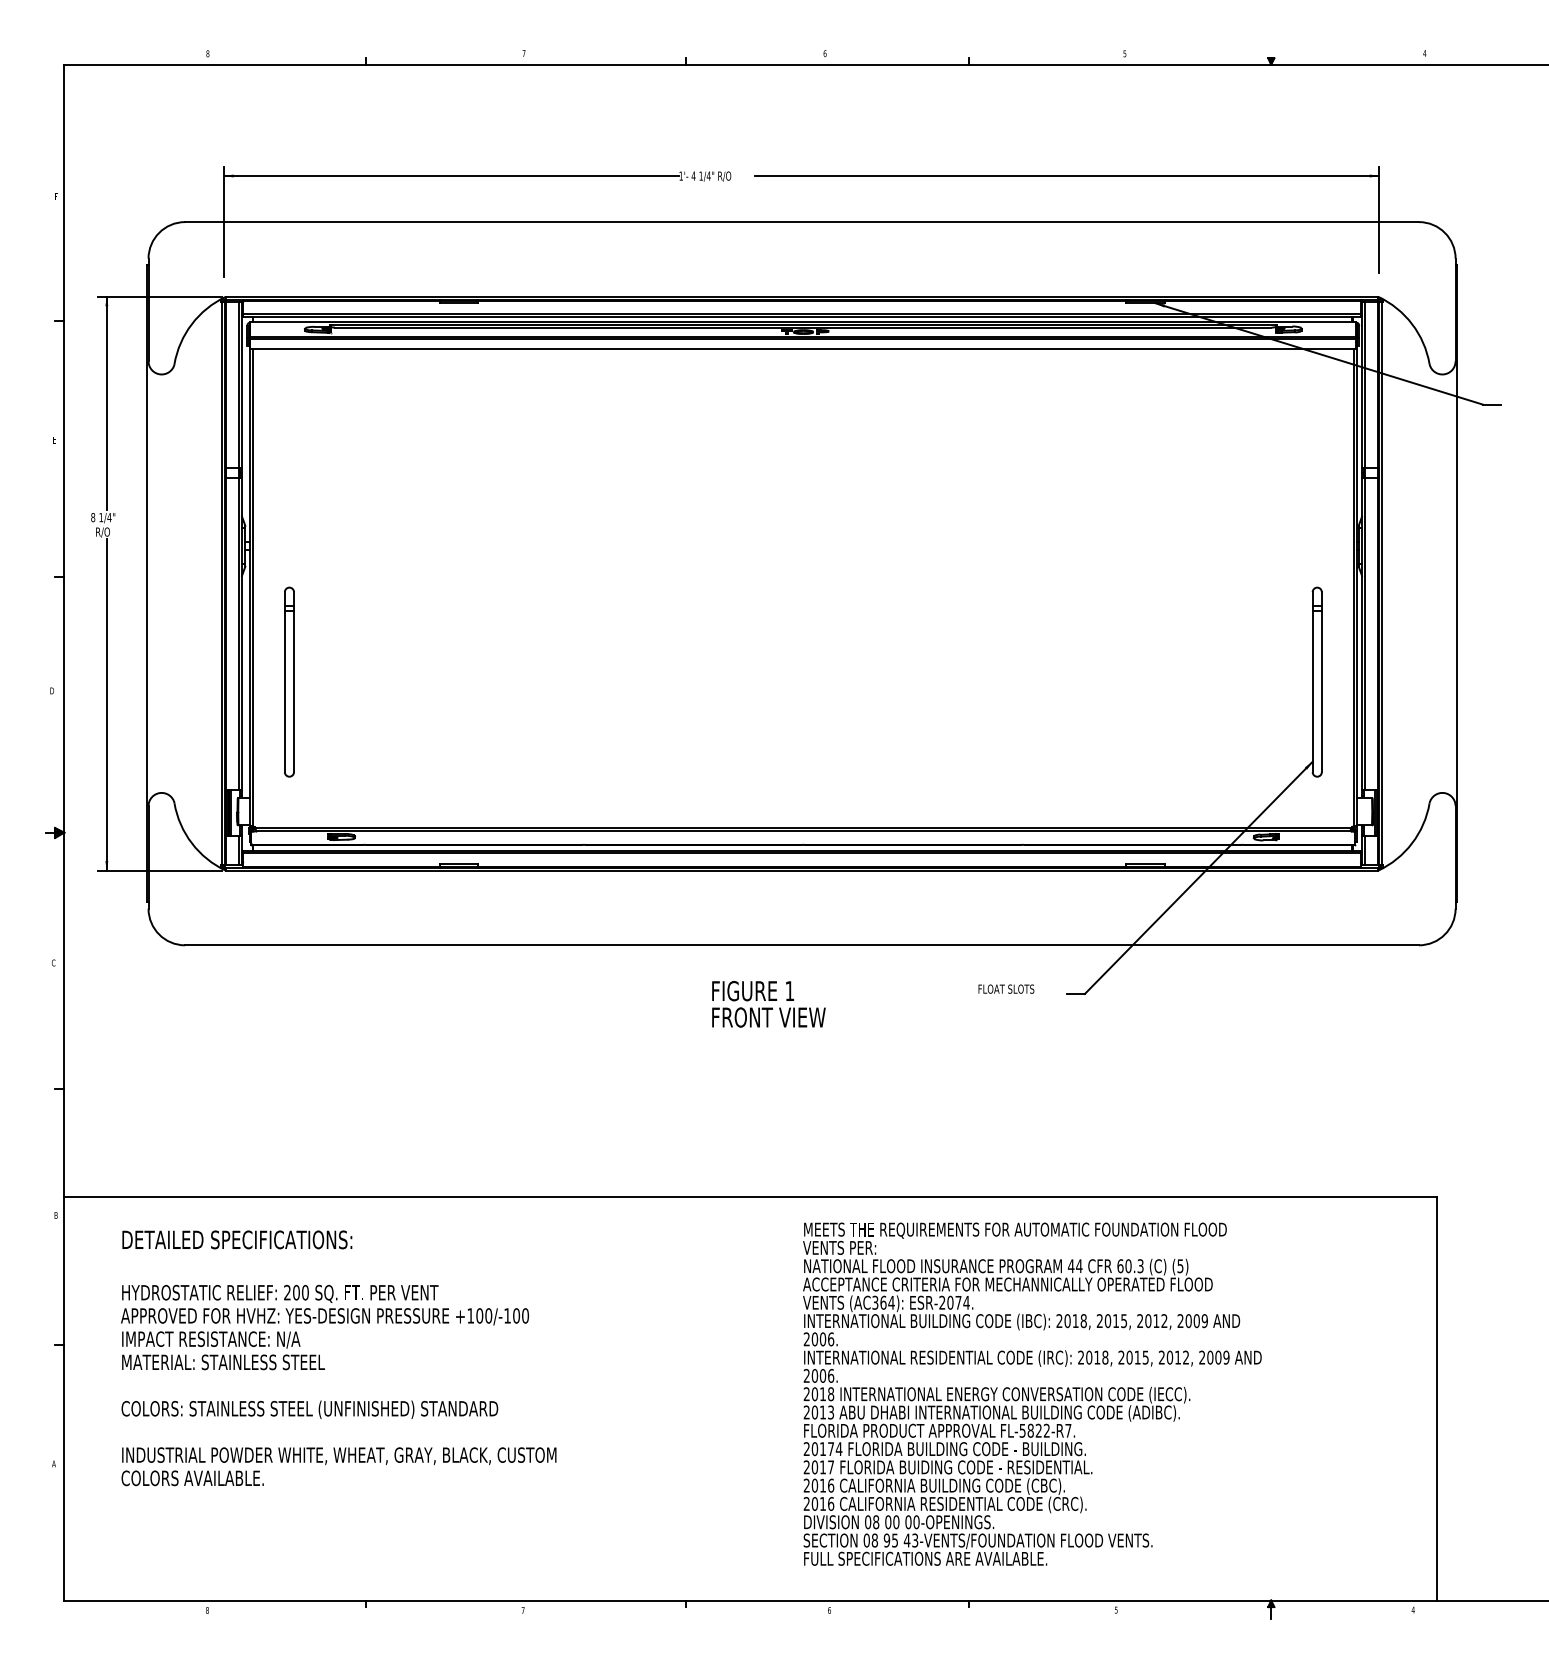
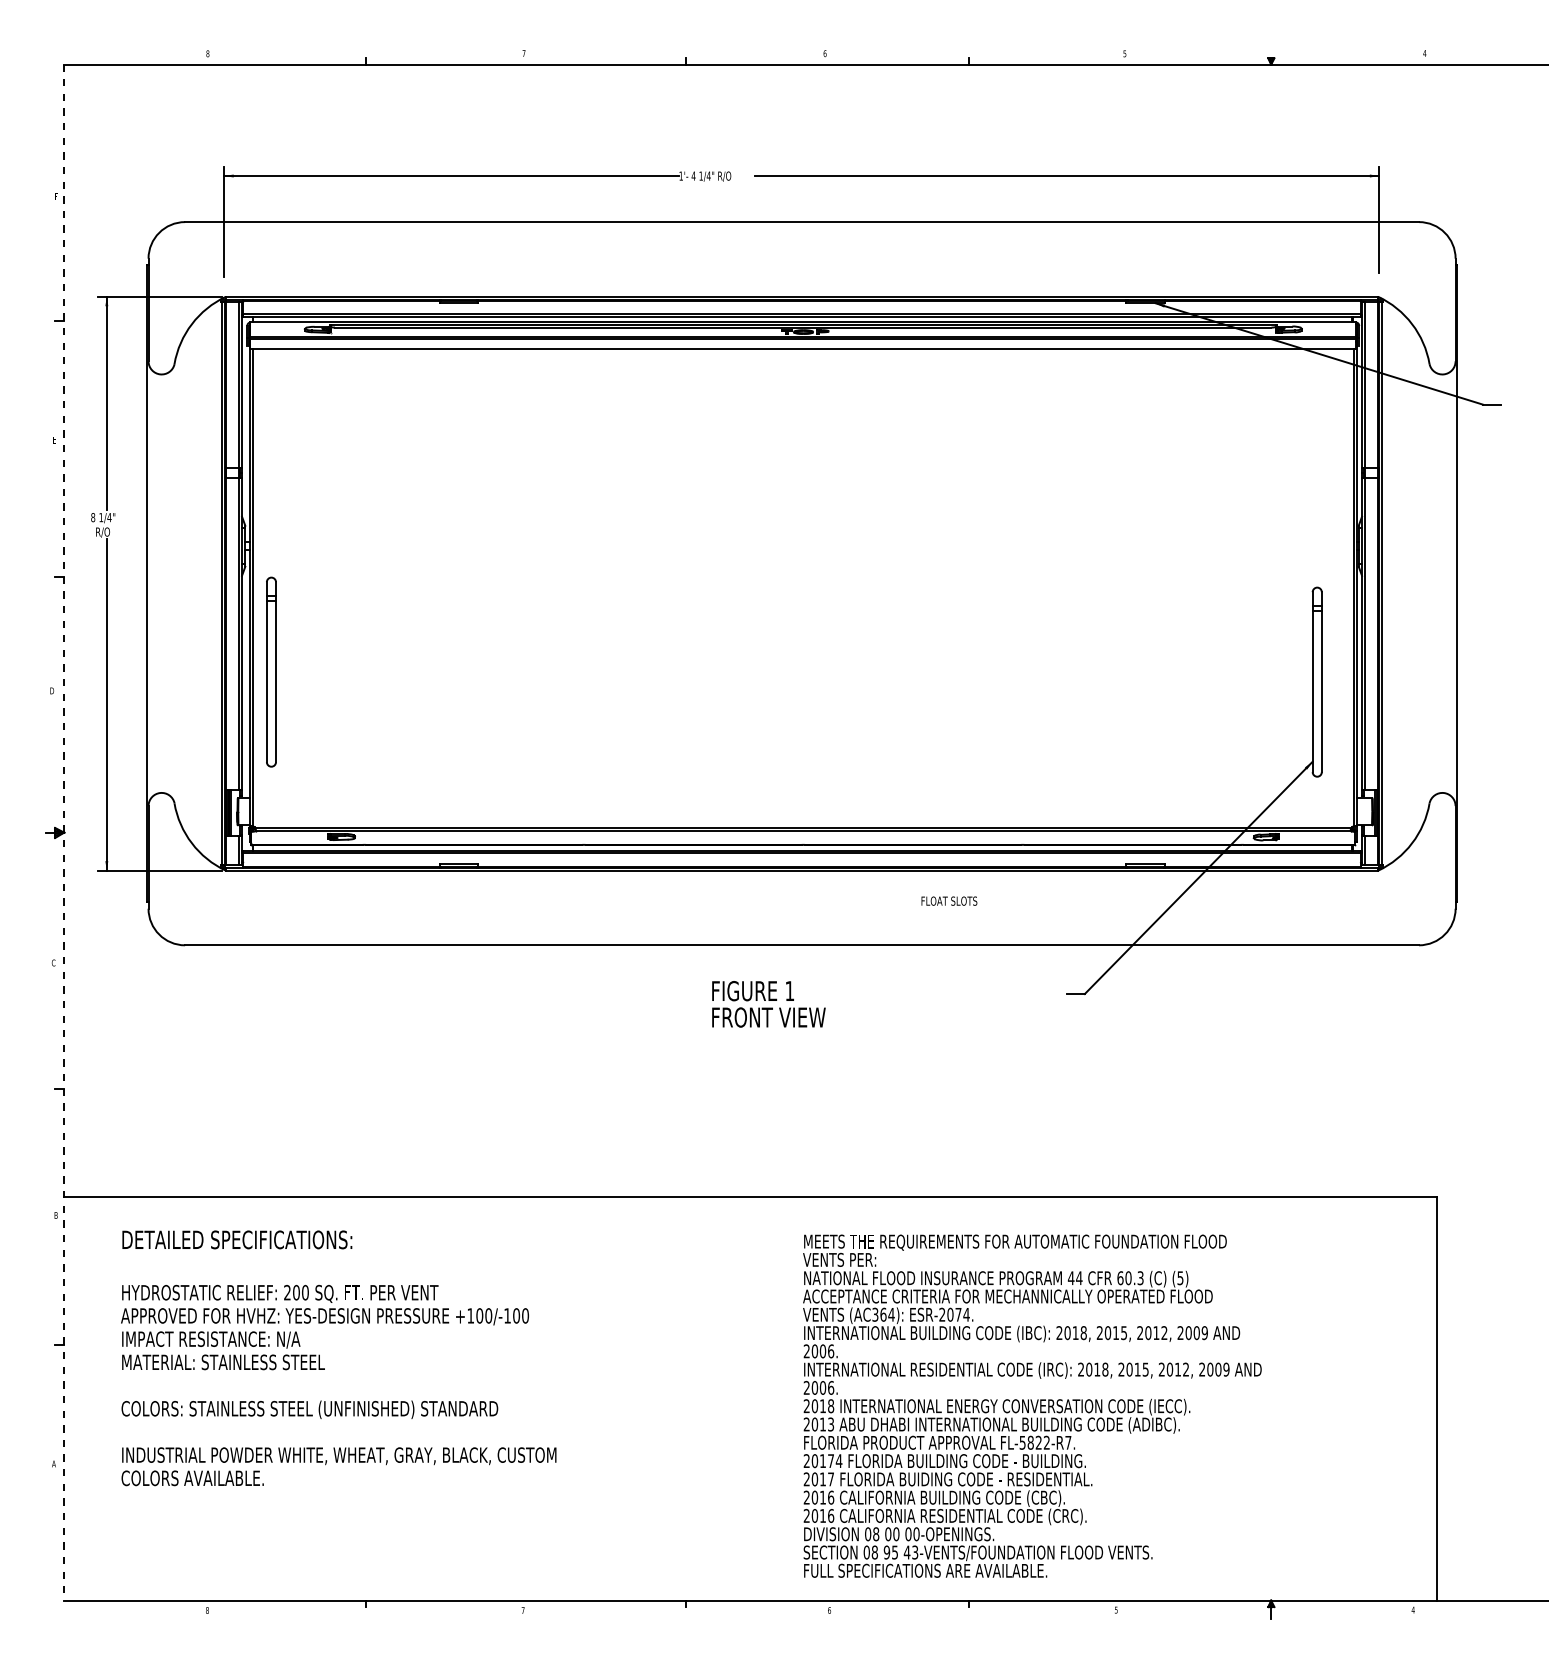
part position: (289, 681) -> (271, 671) (271, 671)
line: solid -> dashed (64, 833)
text position: (1006, 988) -> (949, 900) (949, 900)
text position: (1032, 1393) -> (1032, 1405) (1032, 1405)
